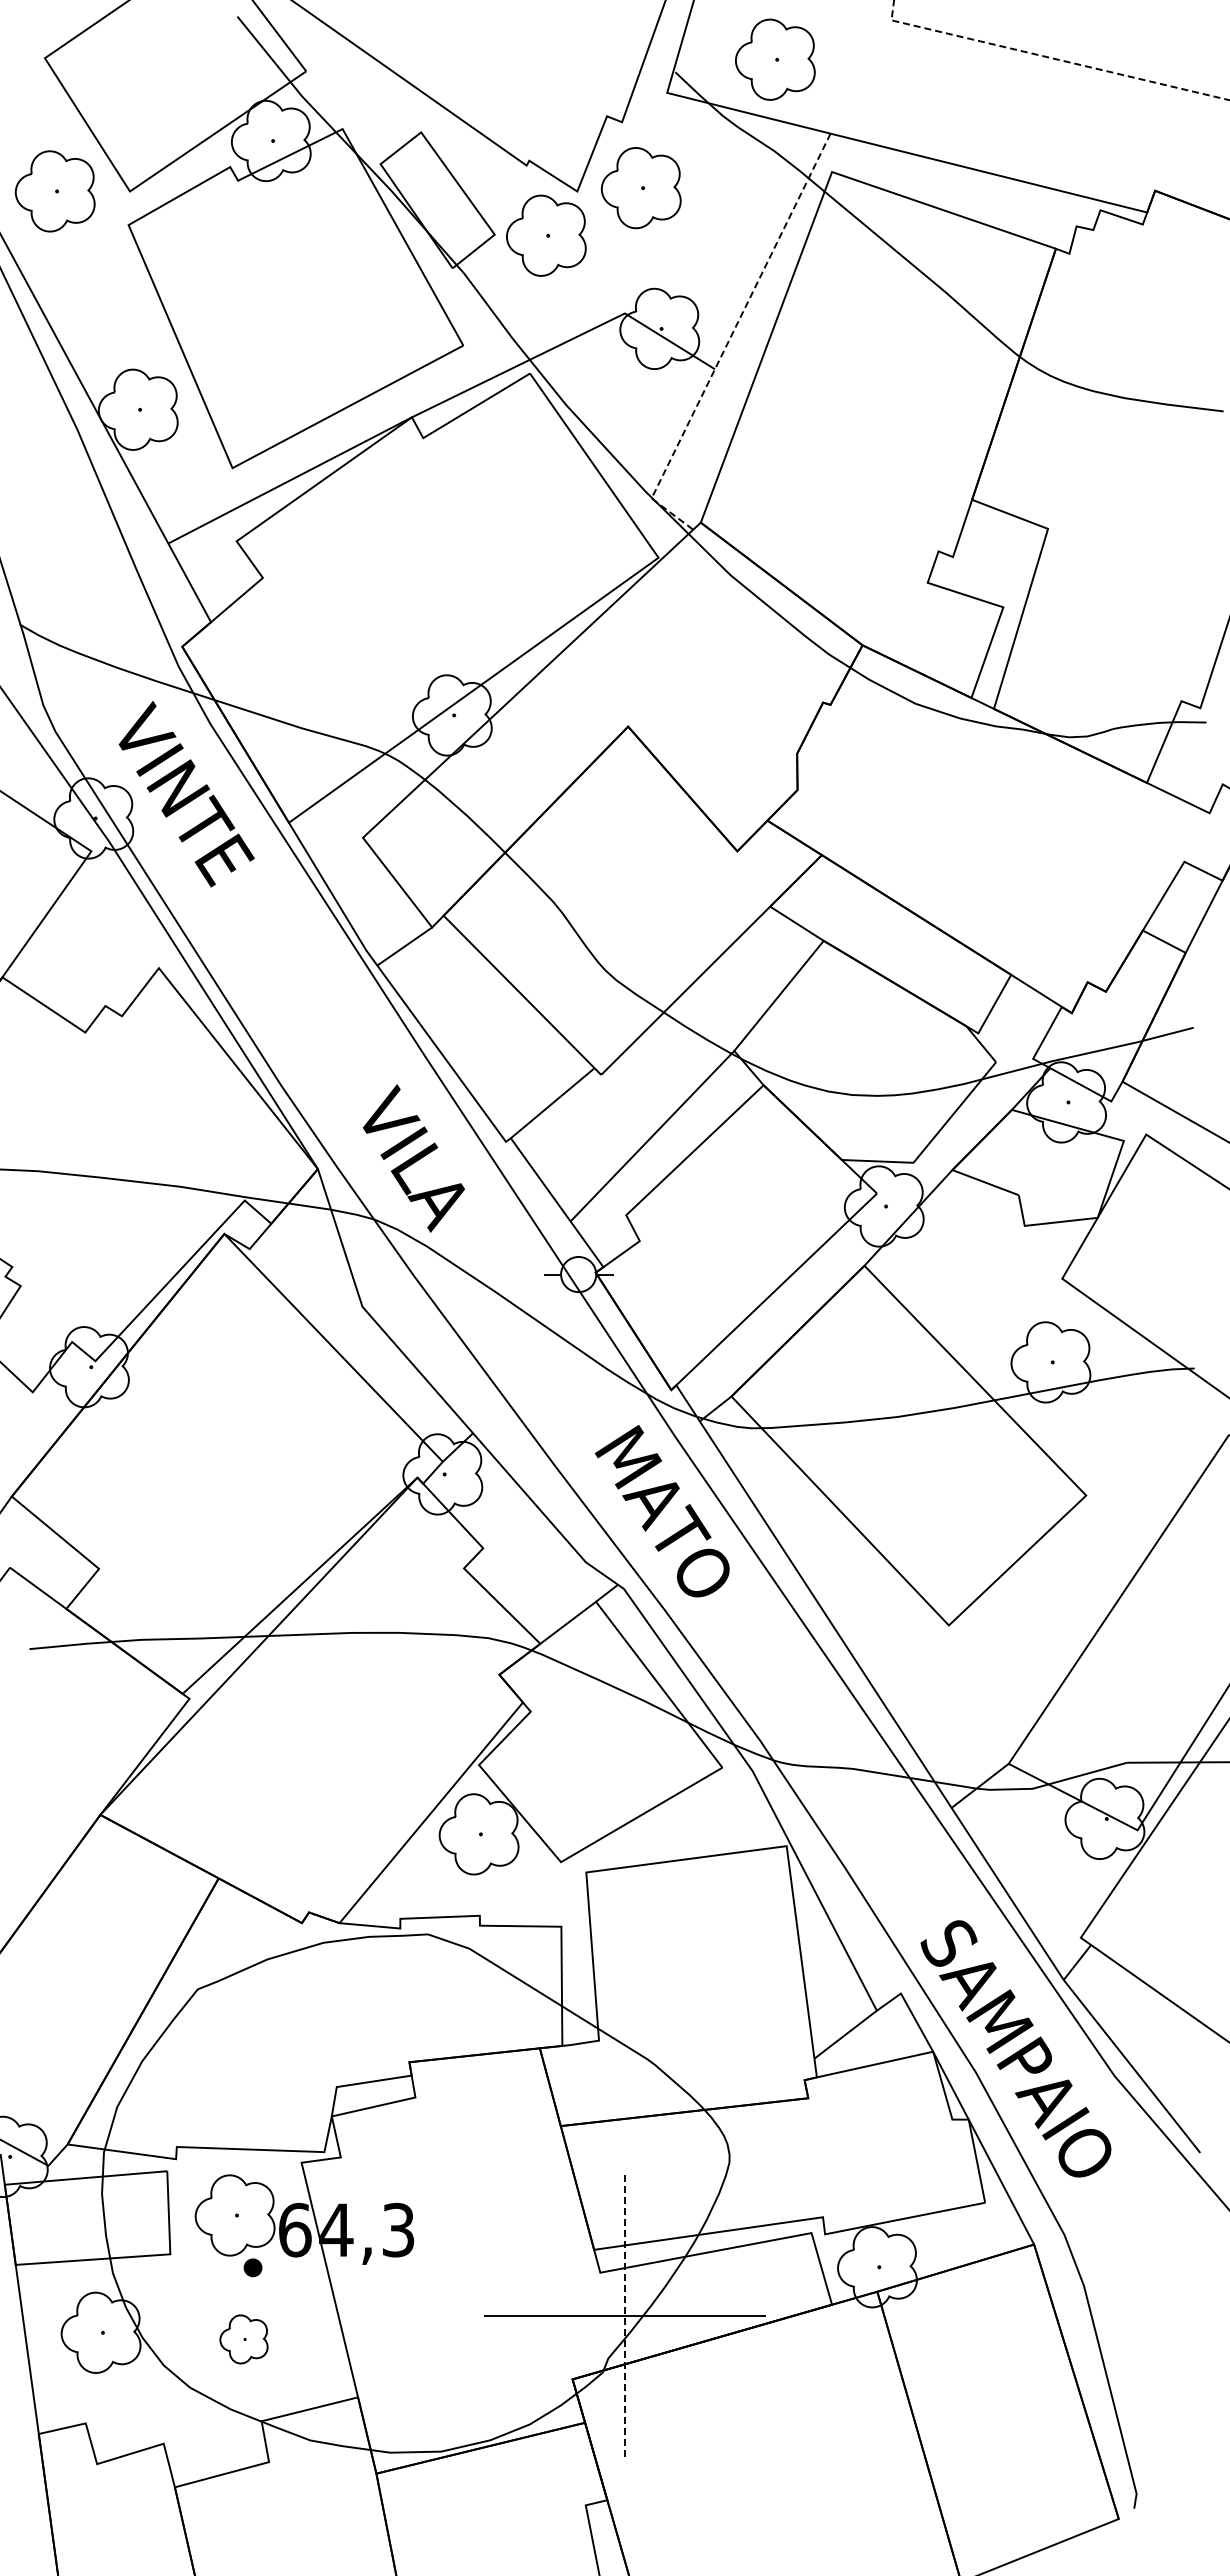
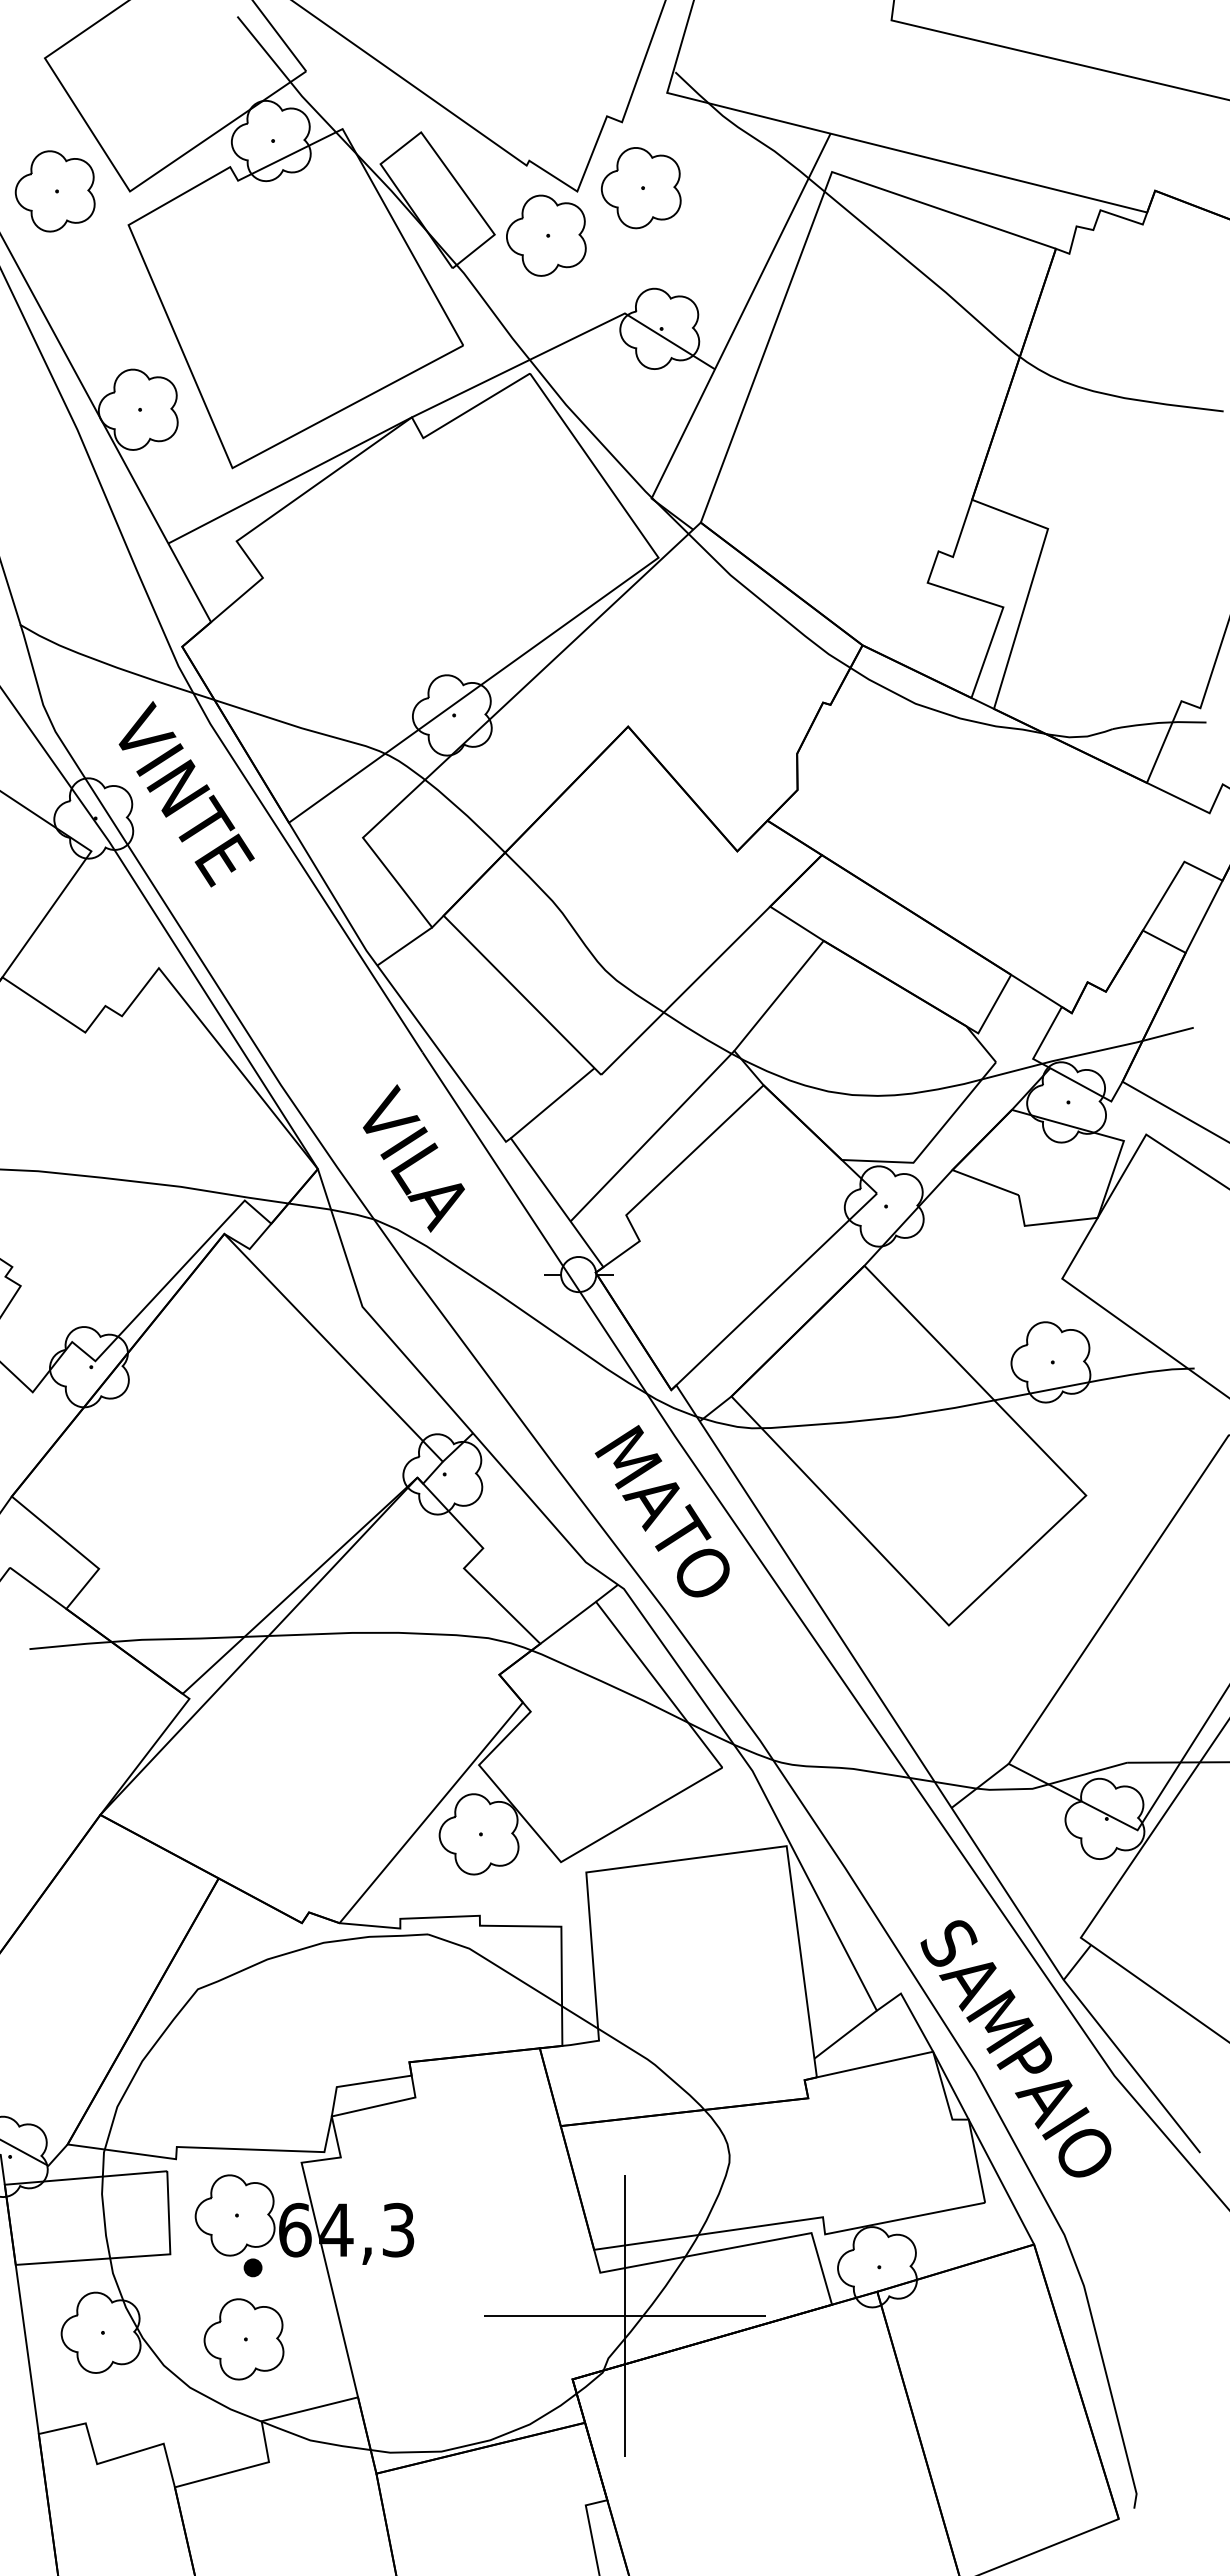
line: dashed -> solid (1050, 57)
part: present -> none (775, 59)
line: dashed -> solid (729, 340)
line: dashed -> solid (624, 2315)
part size: 50x51 px -> 82x83 px (243, 2339)
